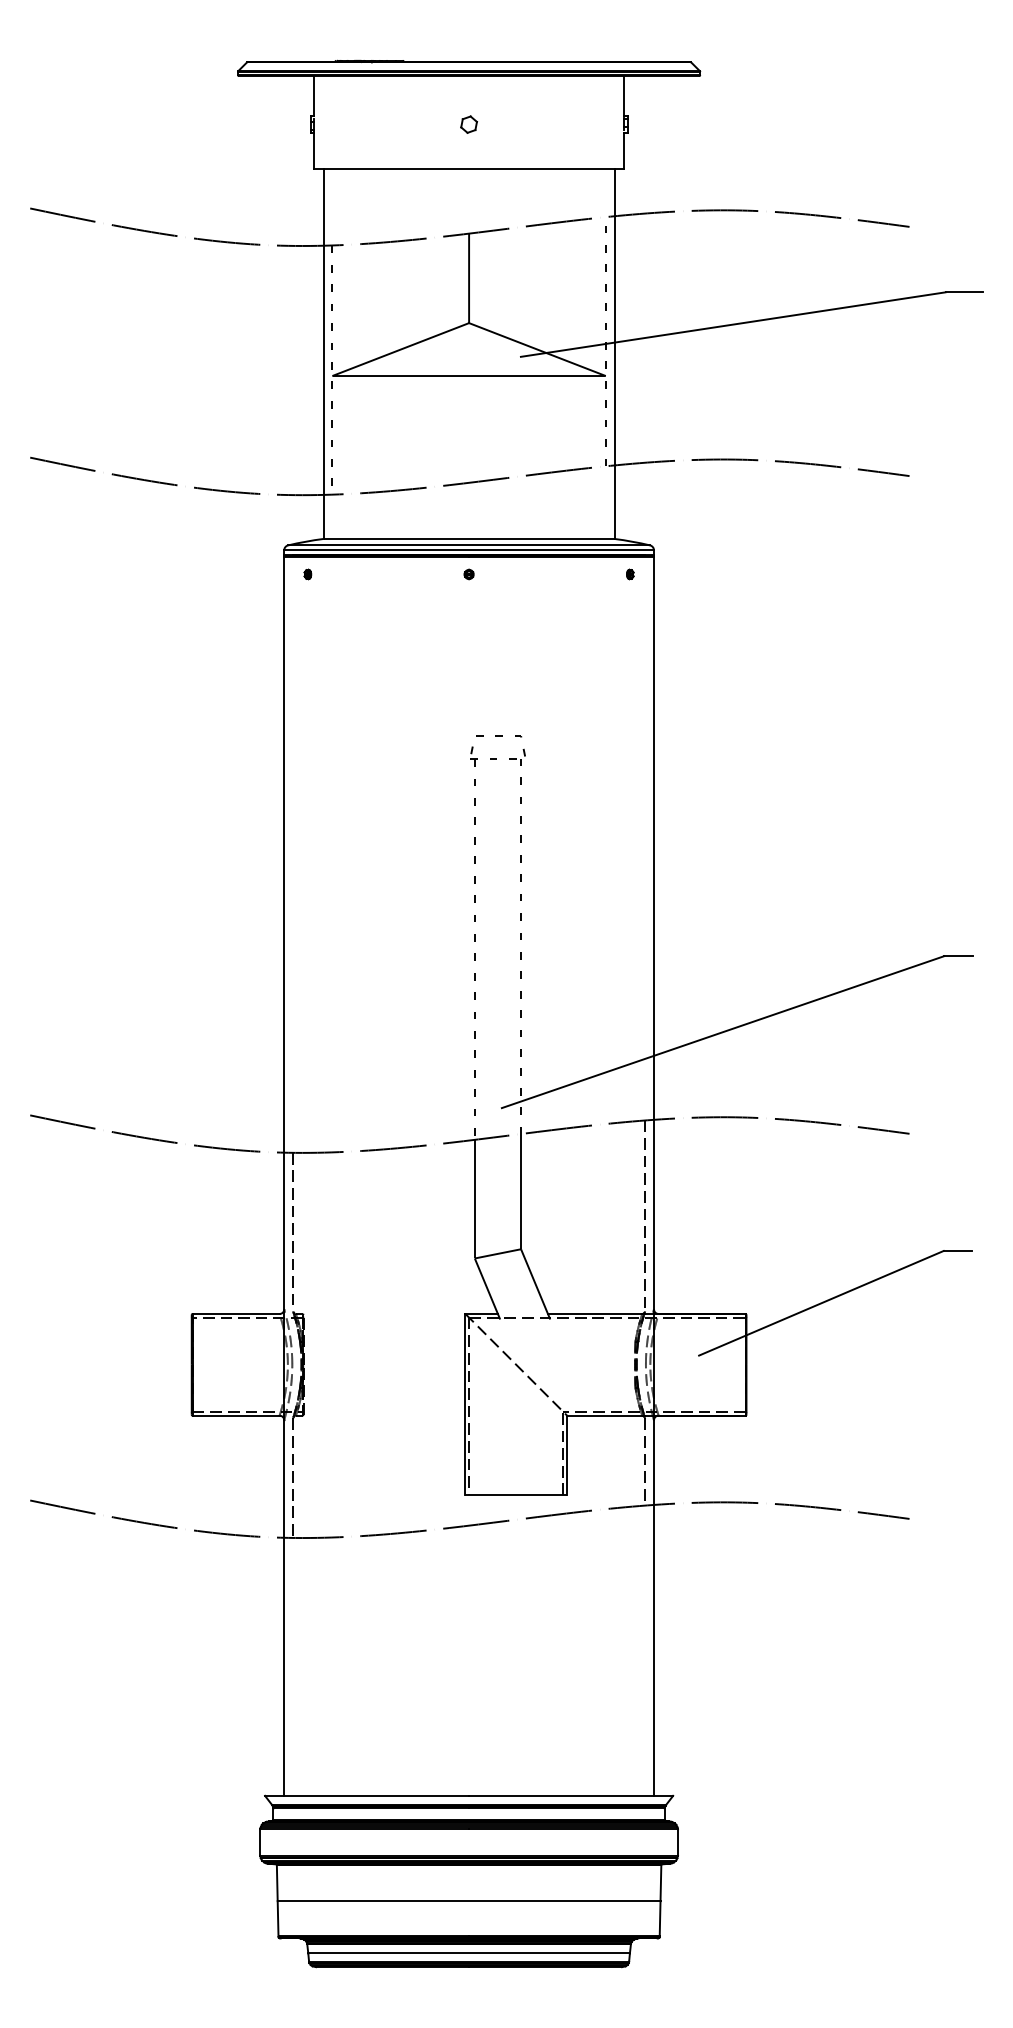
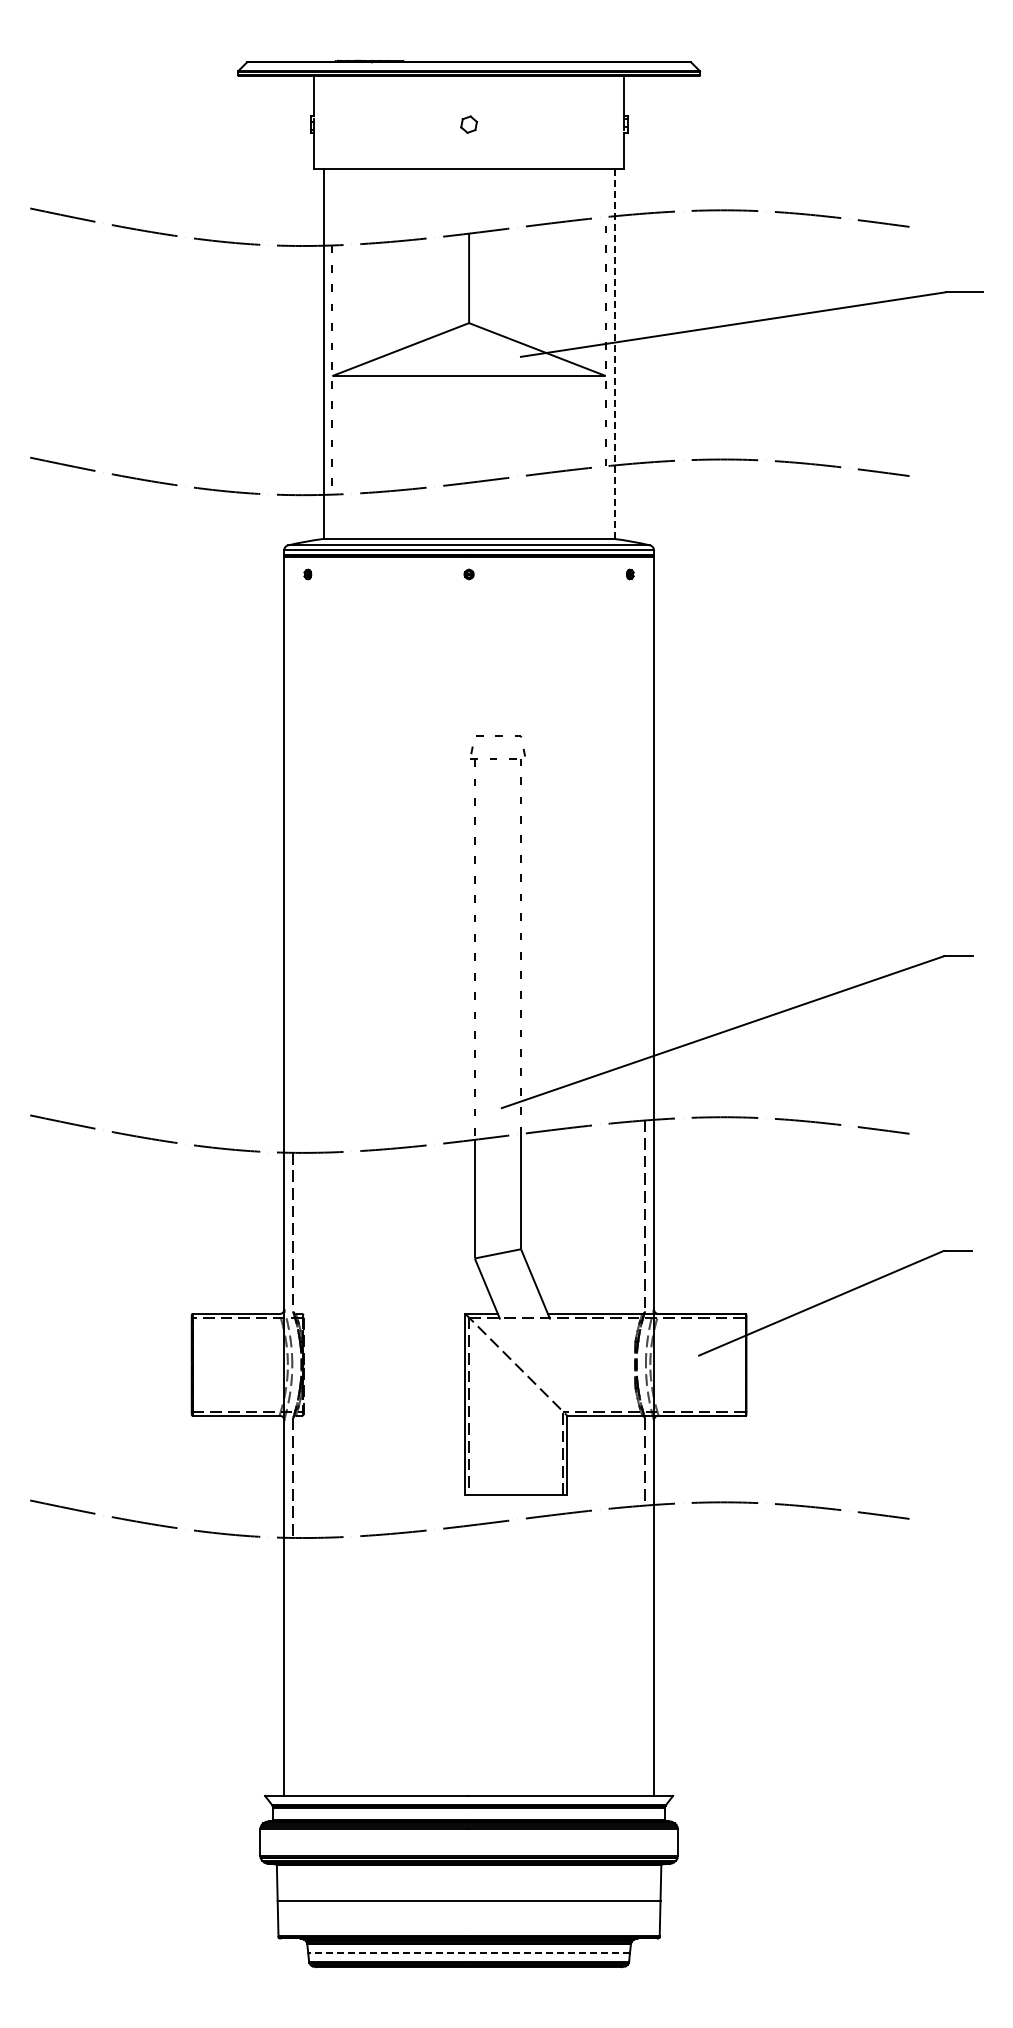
line: solid -> dashed (614, 353)
line: solid -> dashed (469, 1953)
